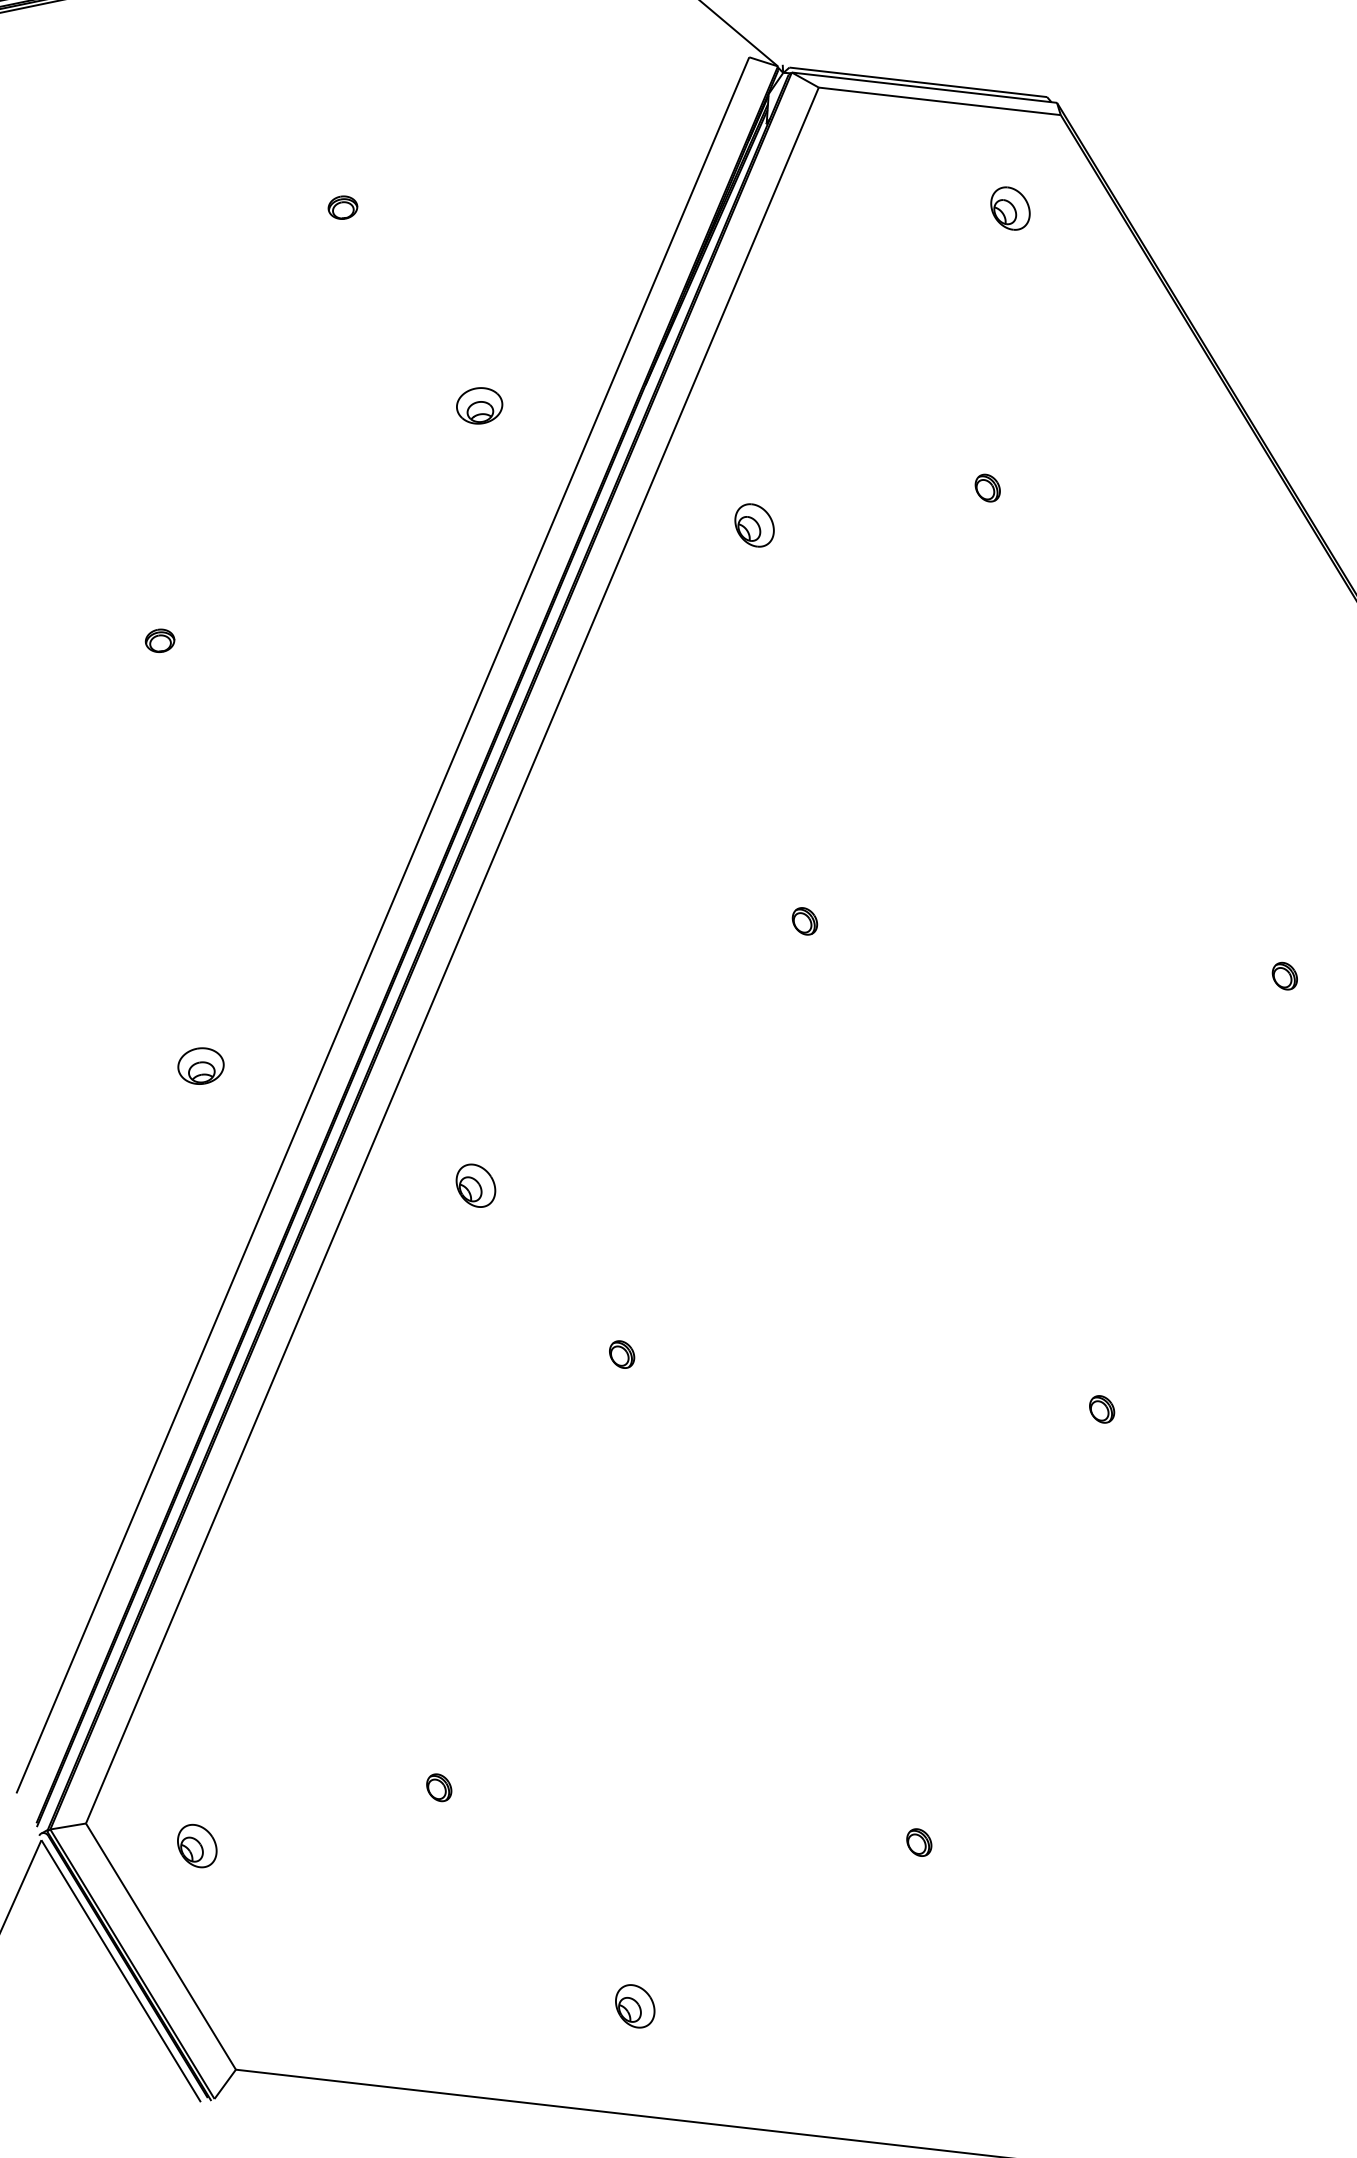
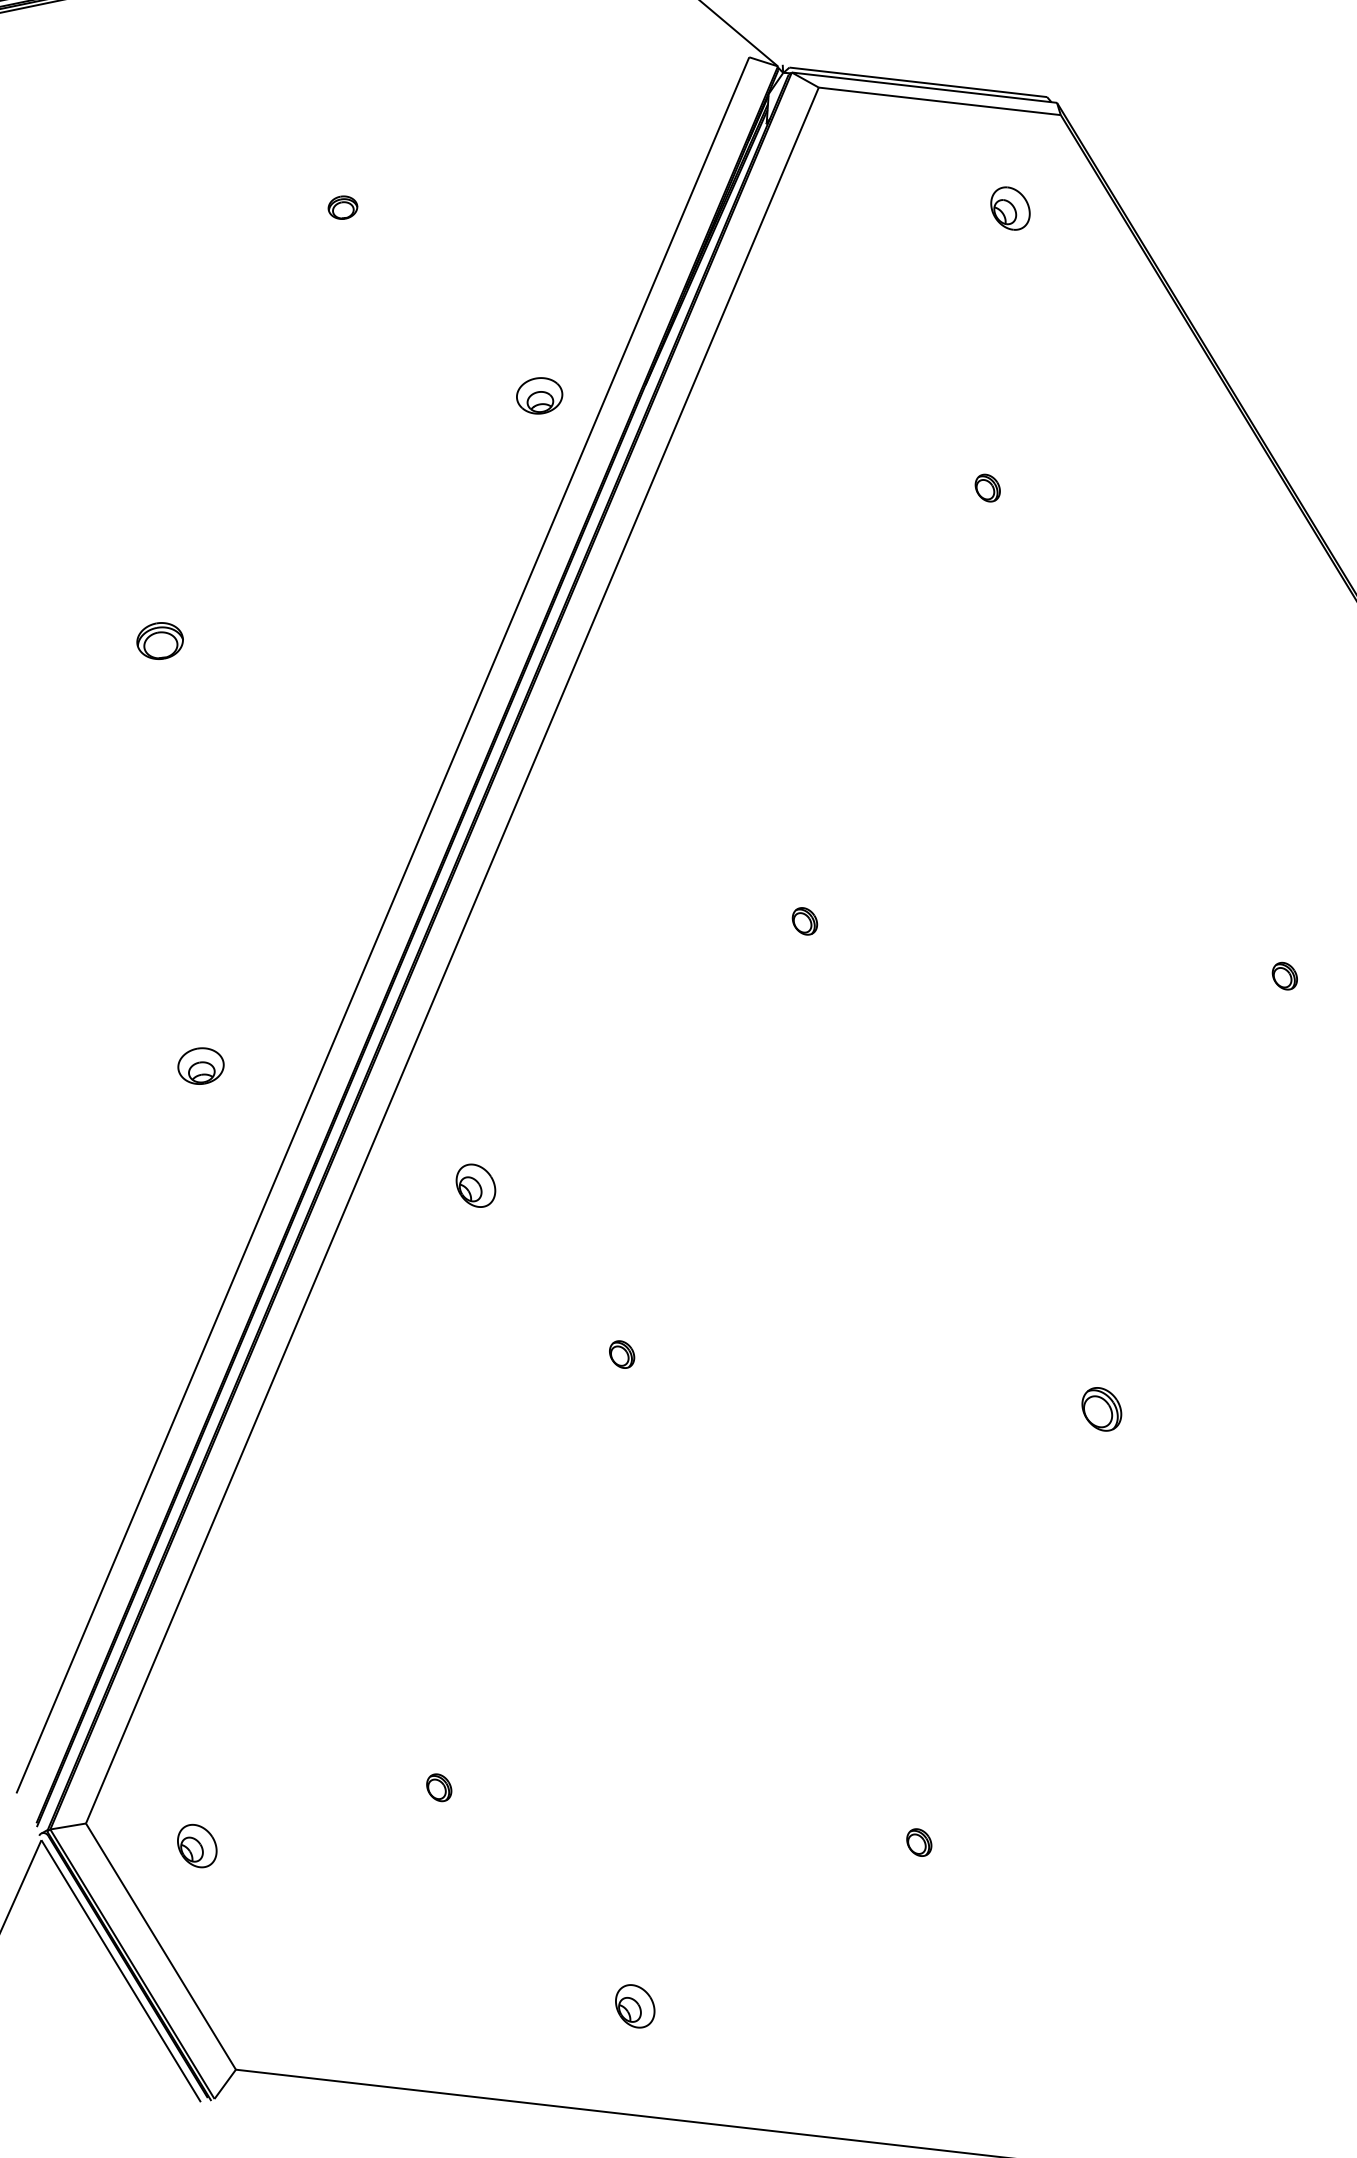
part position: (479, 405) -> (539, 395) (539, 395)
part: present -> none (754, 525)
part size: 32x25 px -> 48x38 px (159, 640)
part size: 27x29 px -> 42x45 px (1101, 1409)
